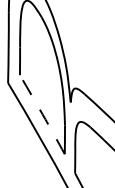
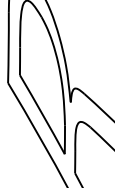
arc: dashed -> solid (42, 114)
